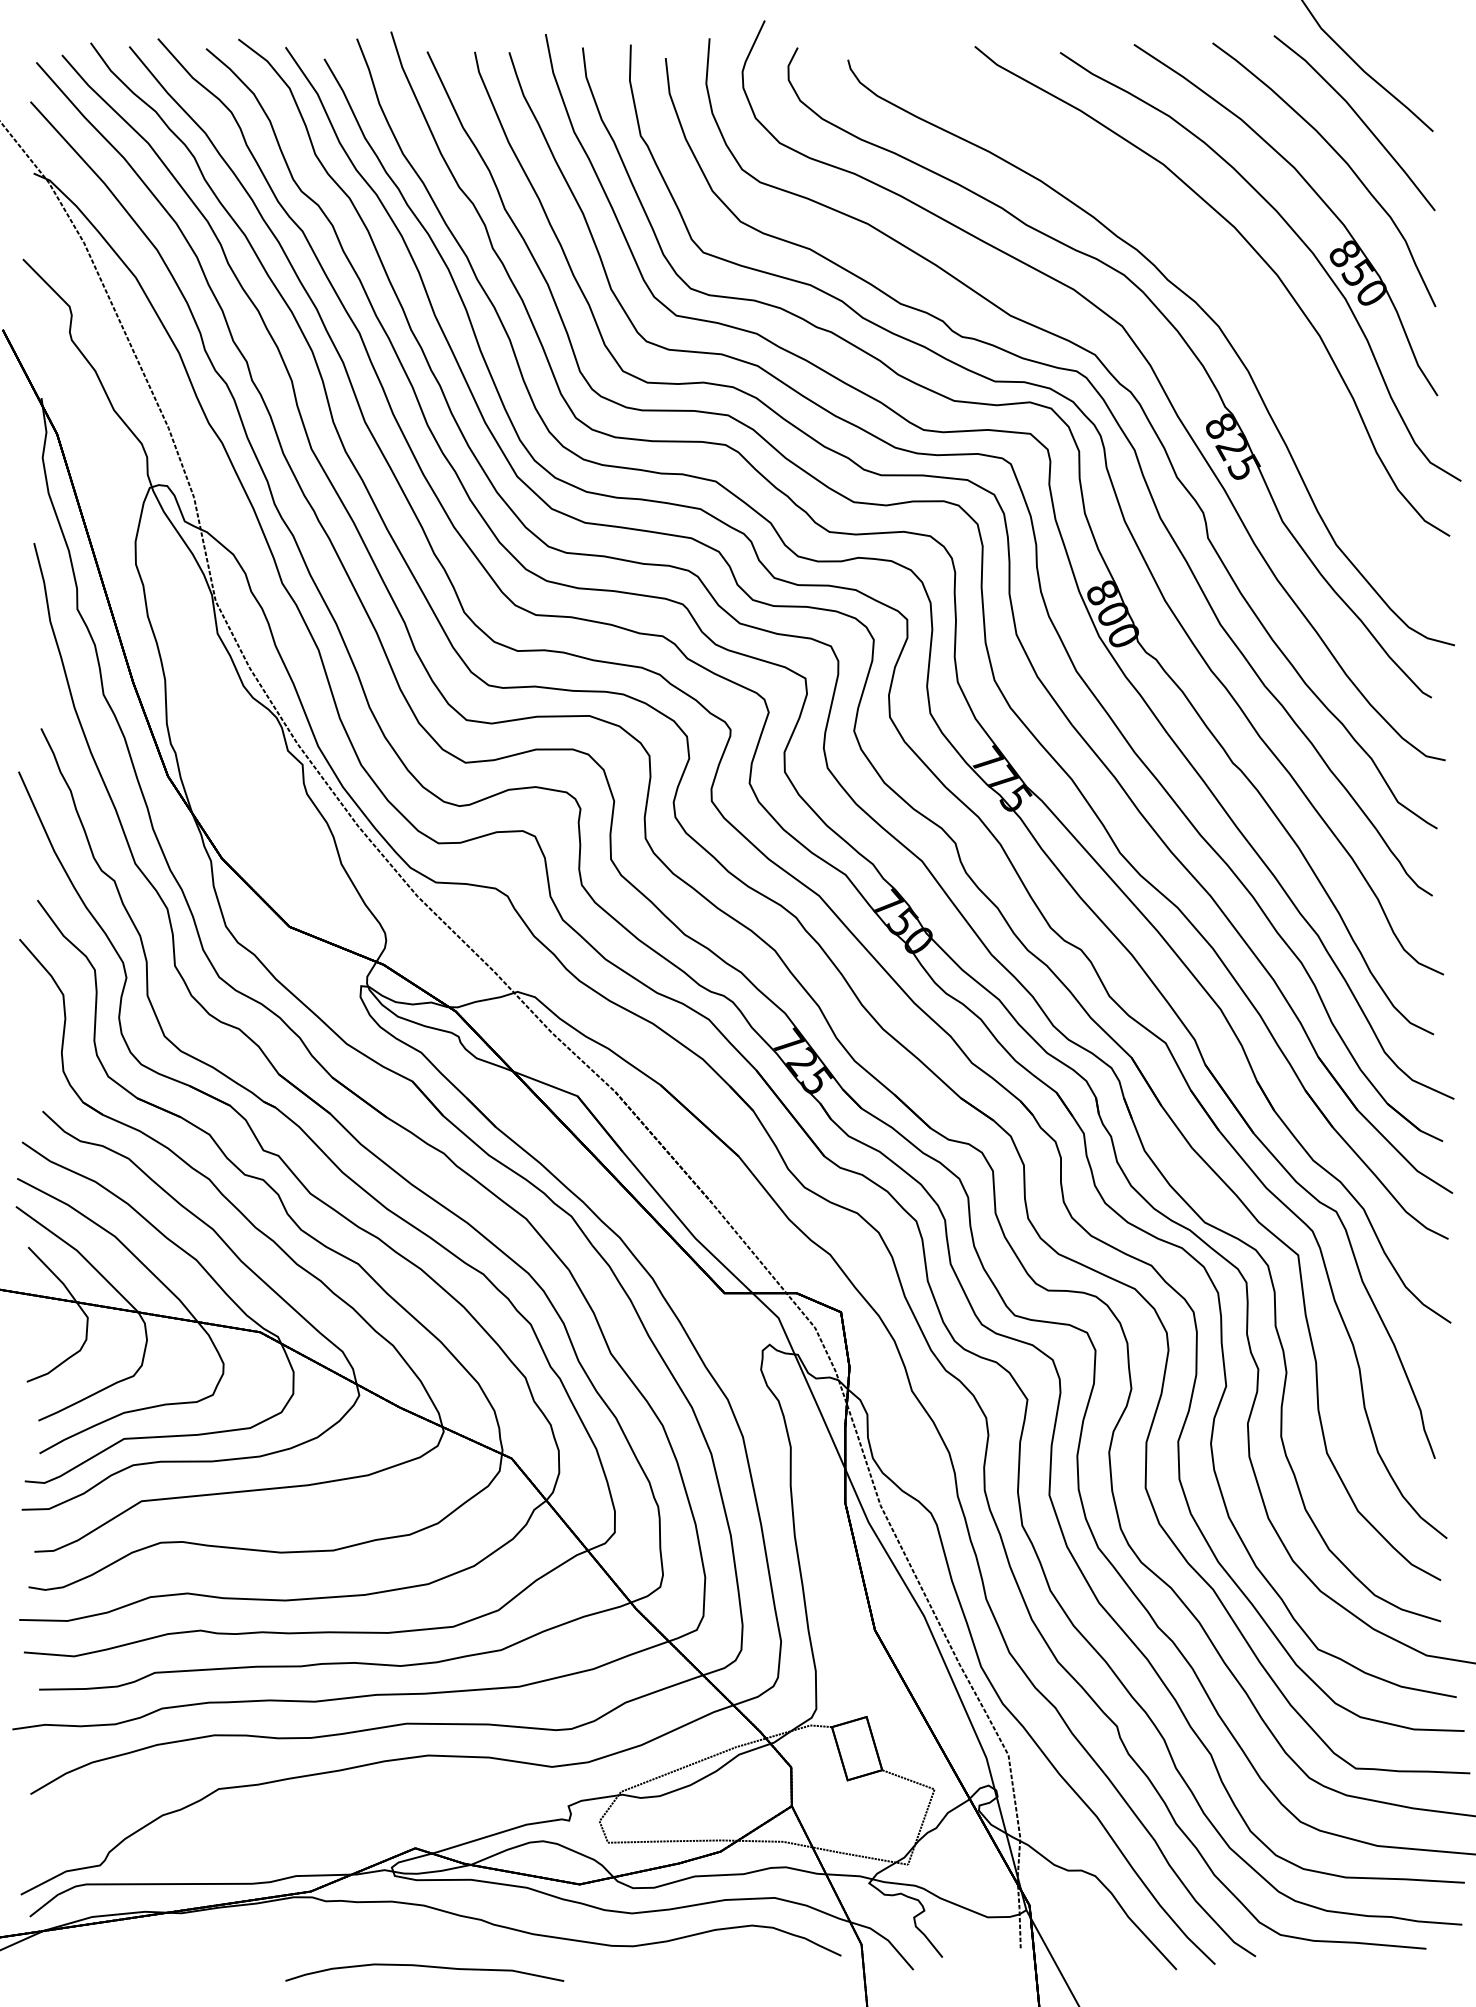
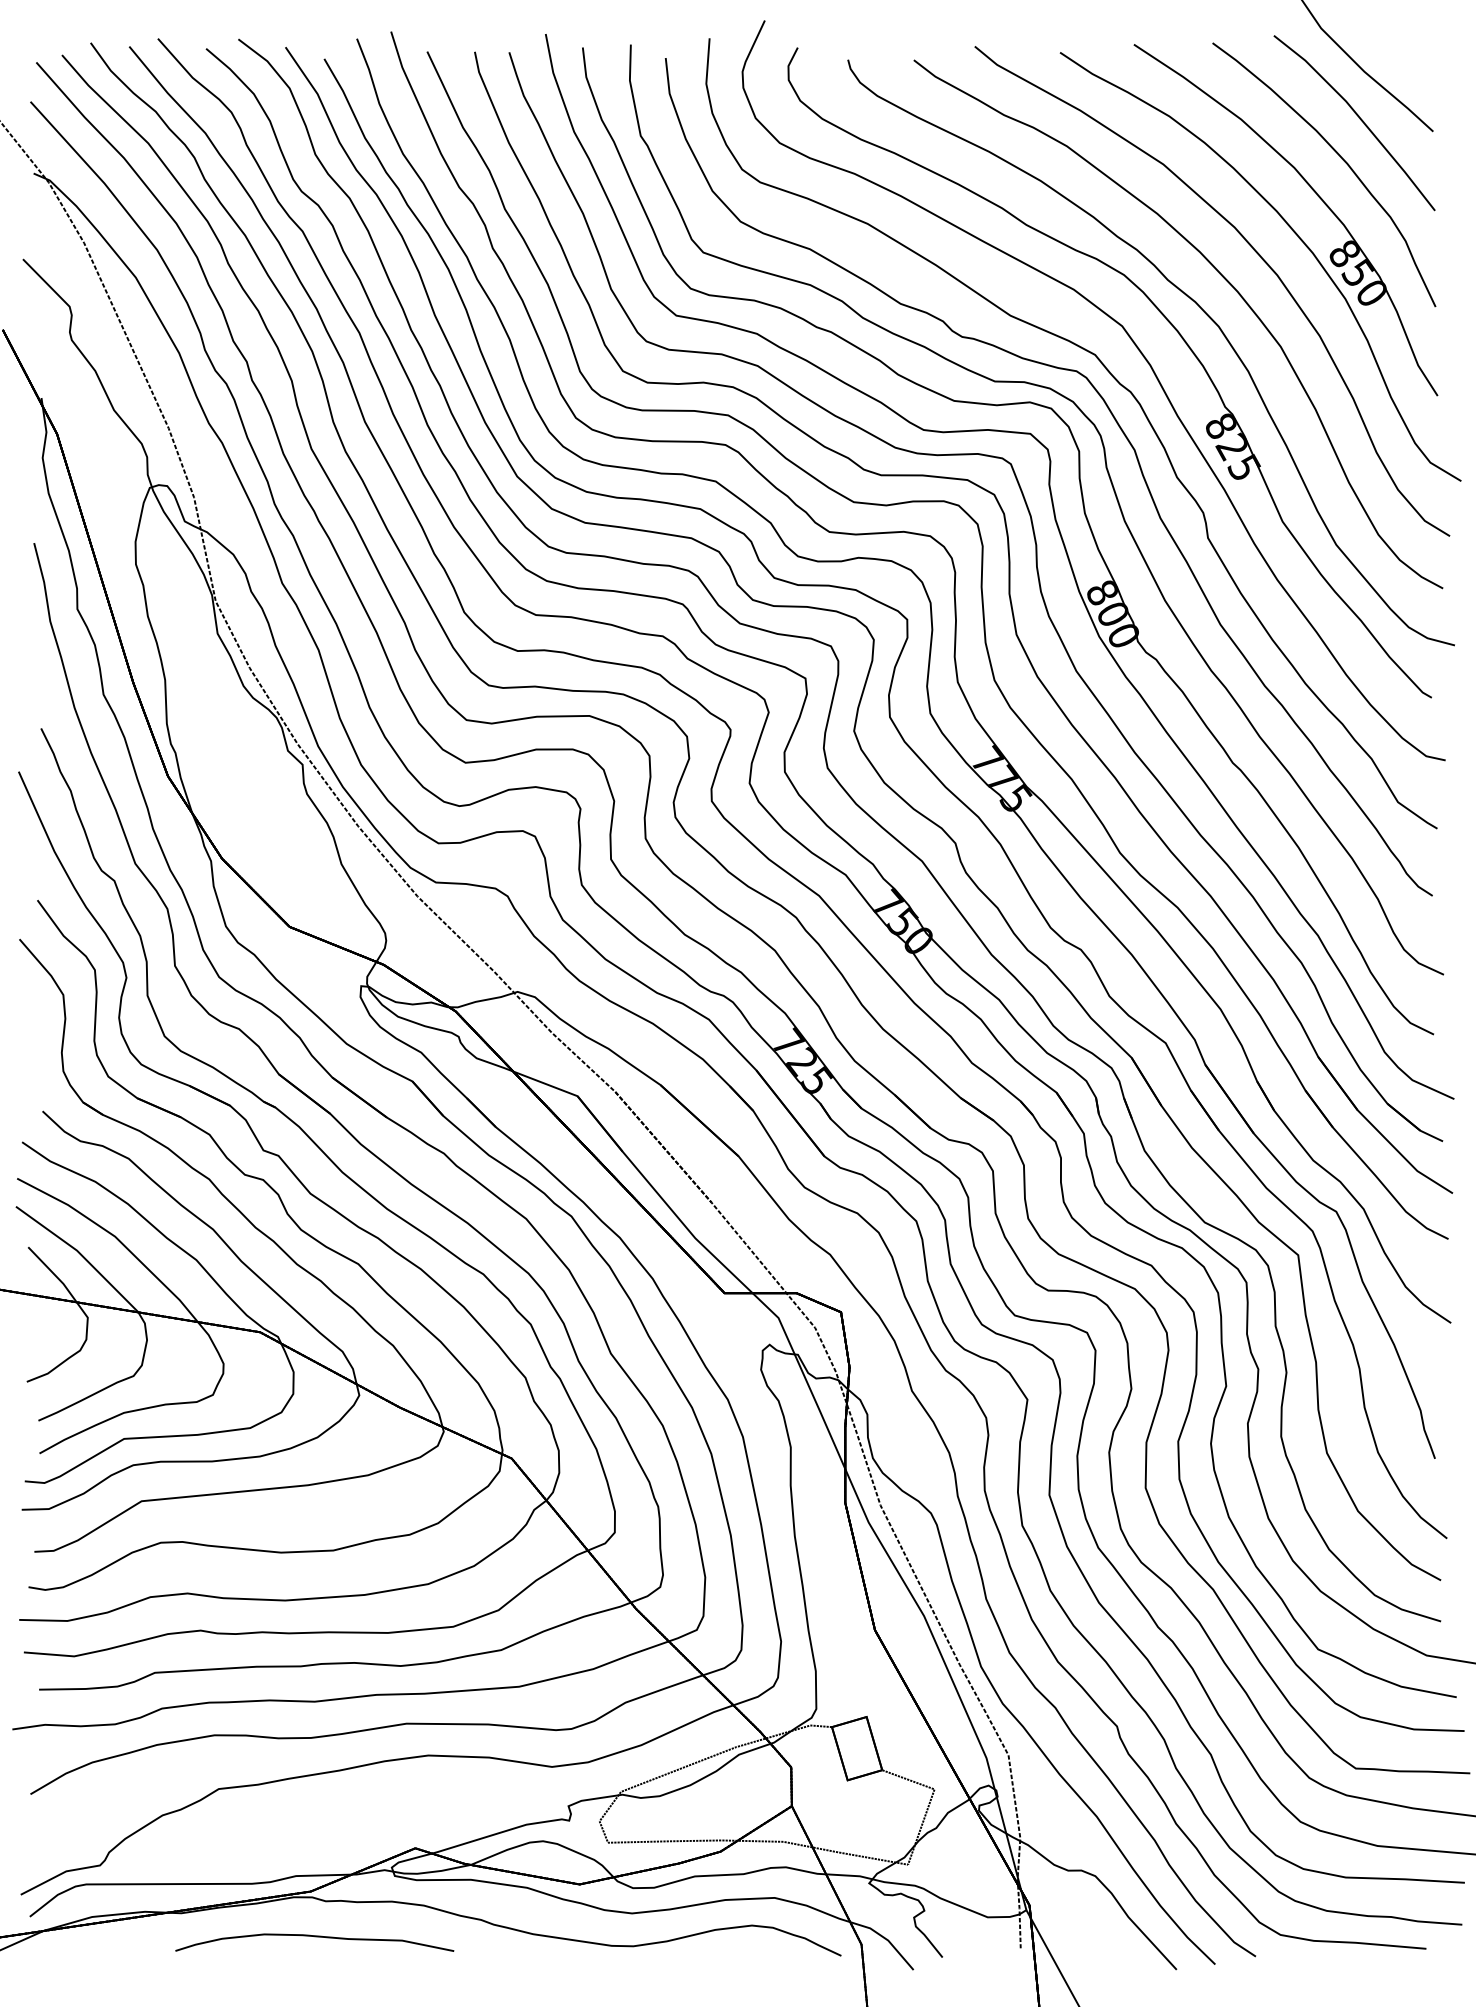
part: none -> present (1223, 278)
curve position: (424, 1967) -> (314, 1937) (314, 1937)
